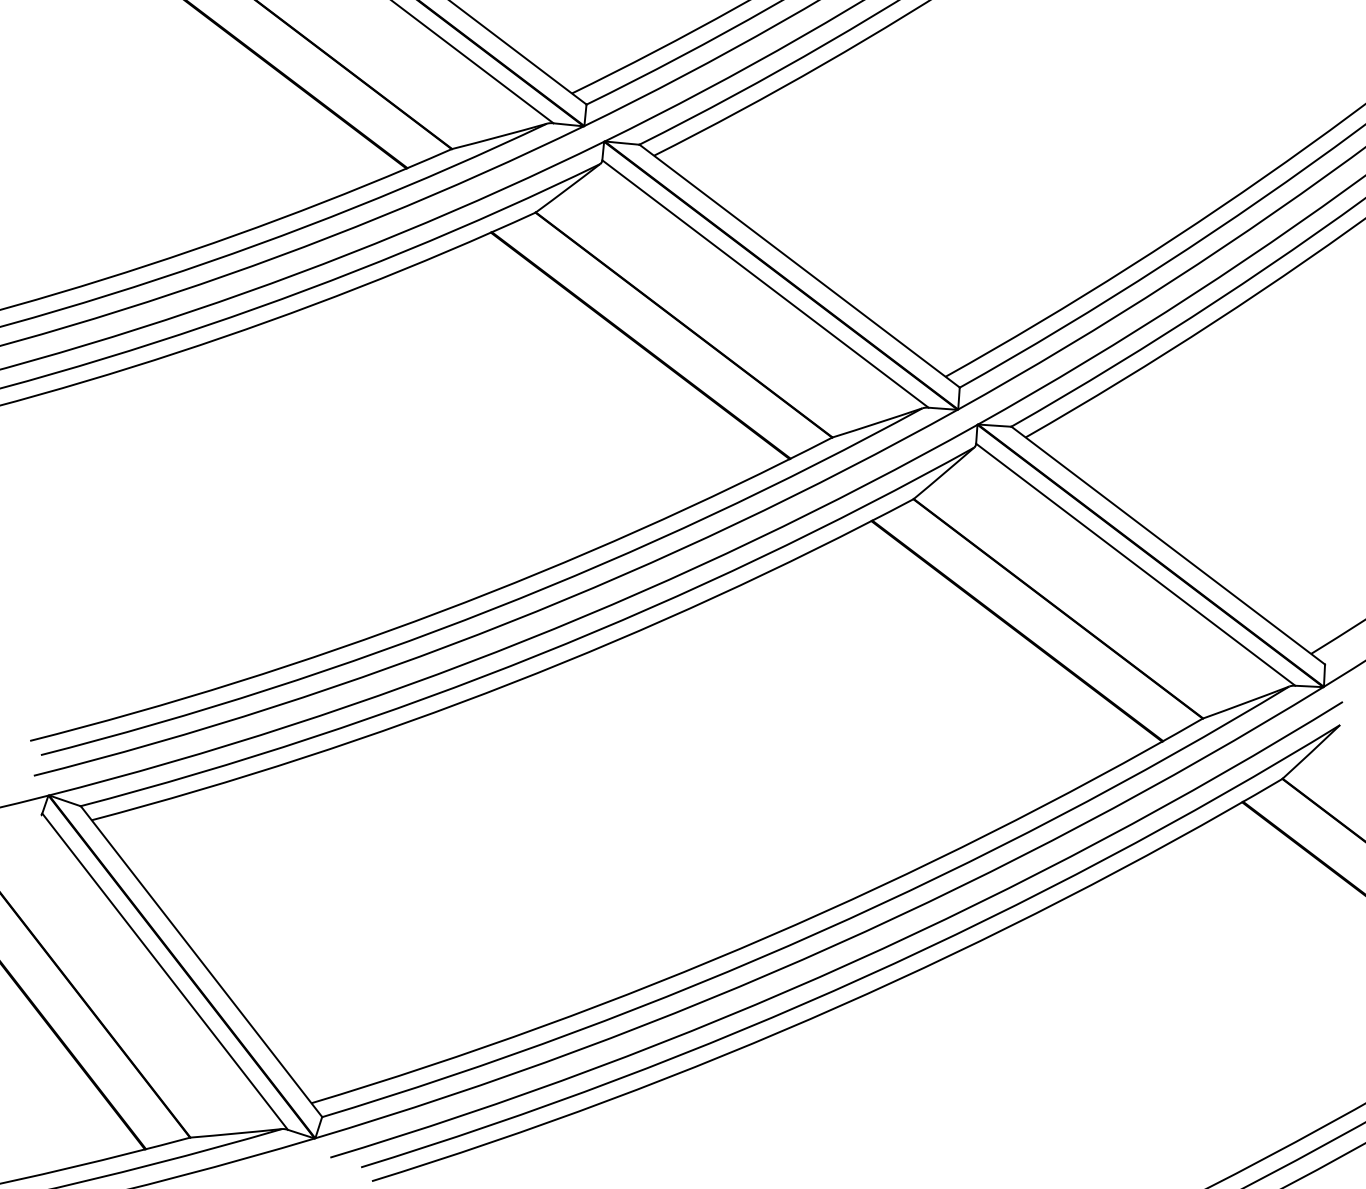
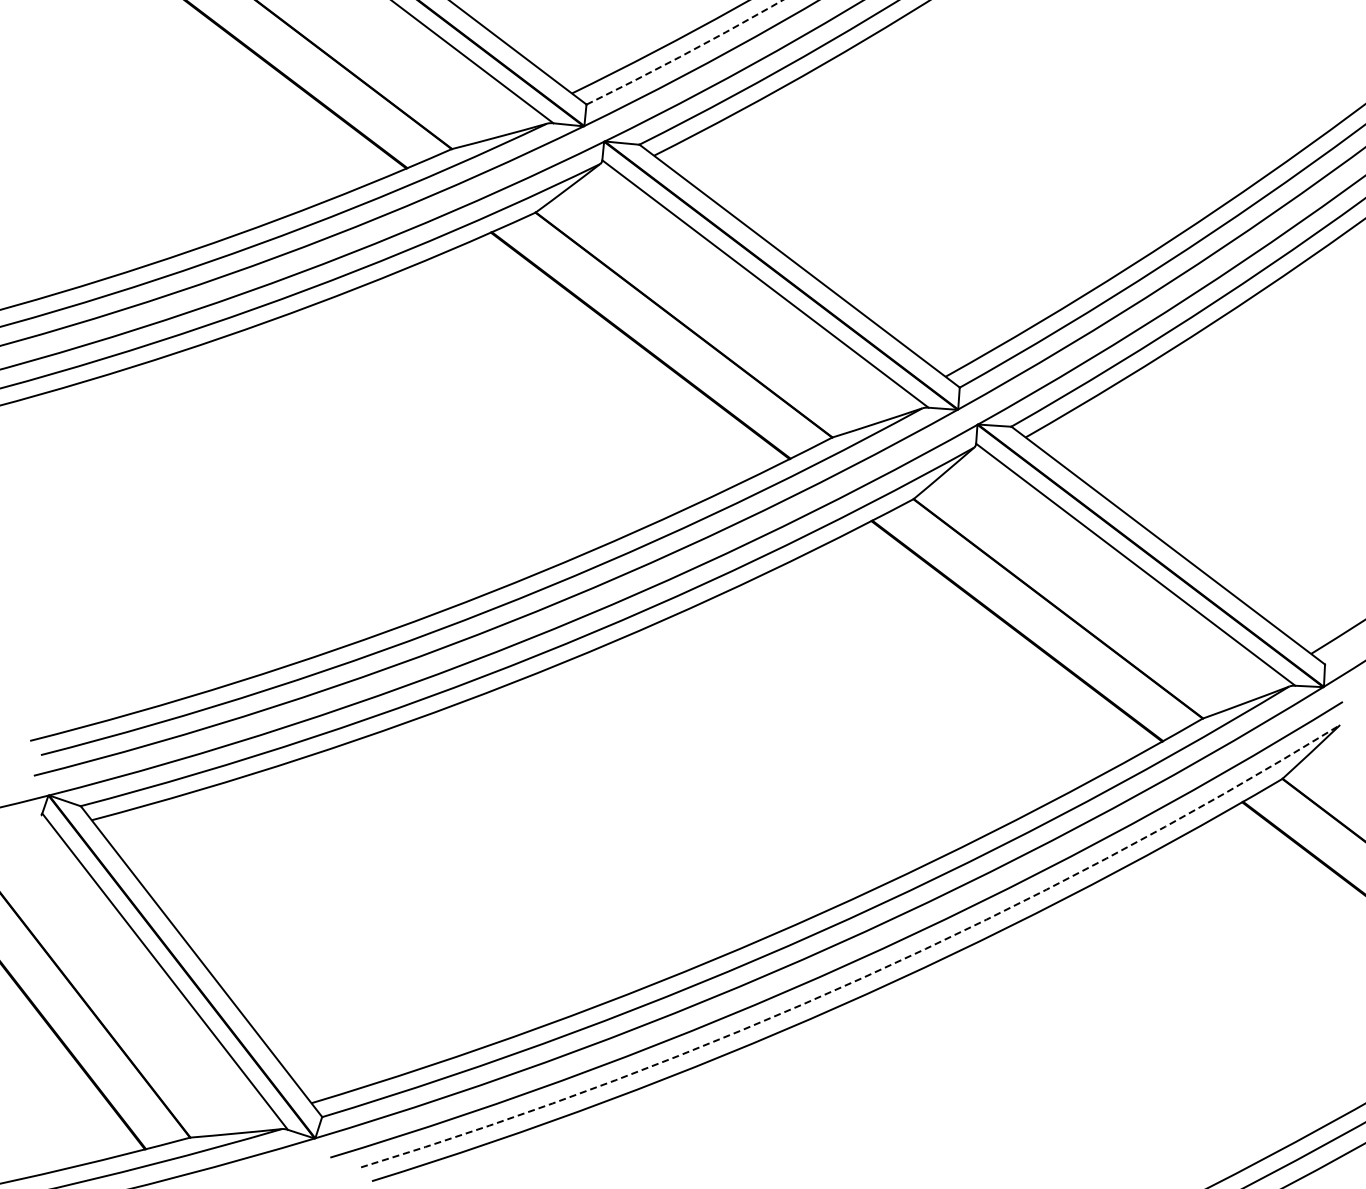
arc: solid -> dashed (685, 53)
arc: solid -> dashed (864, 977)
